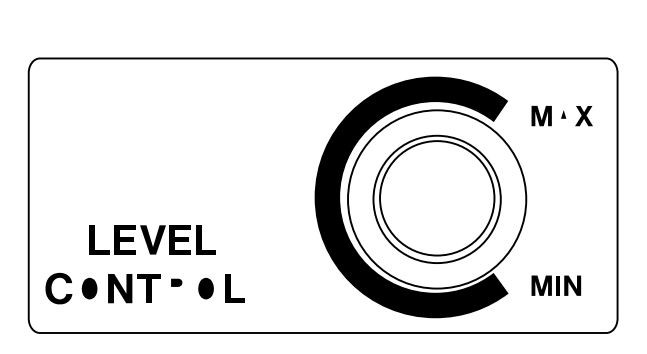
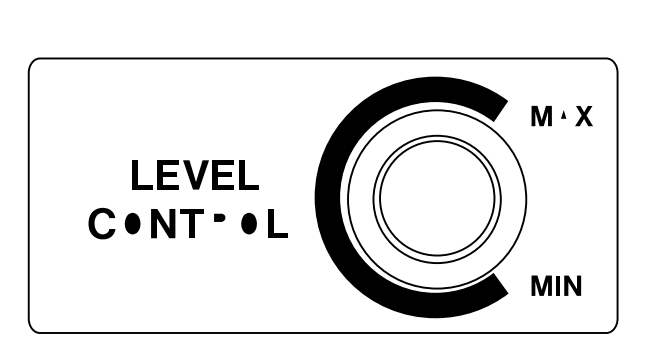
part position: (144, 274) -> (187, 209) (187, 209)
